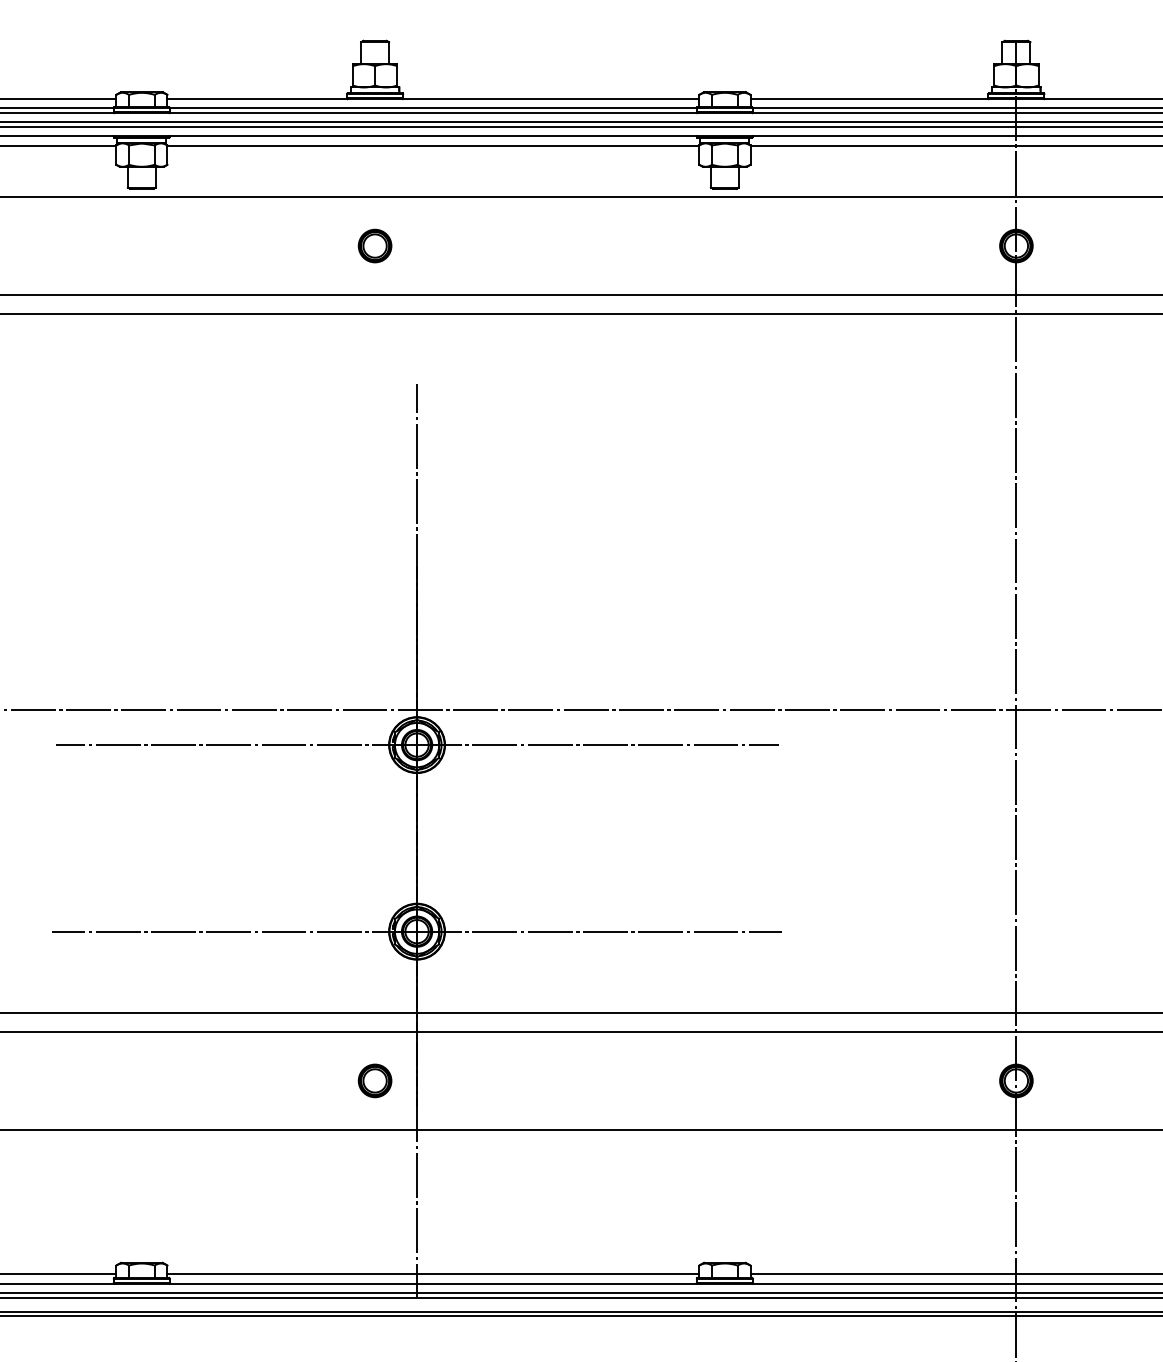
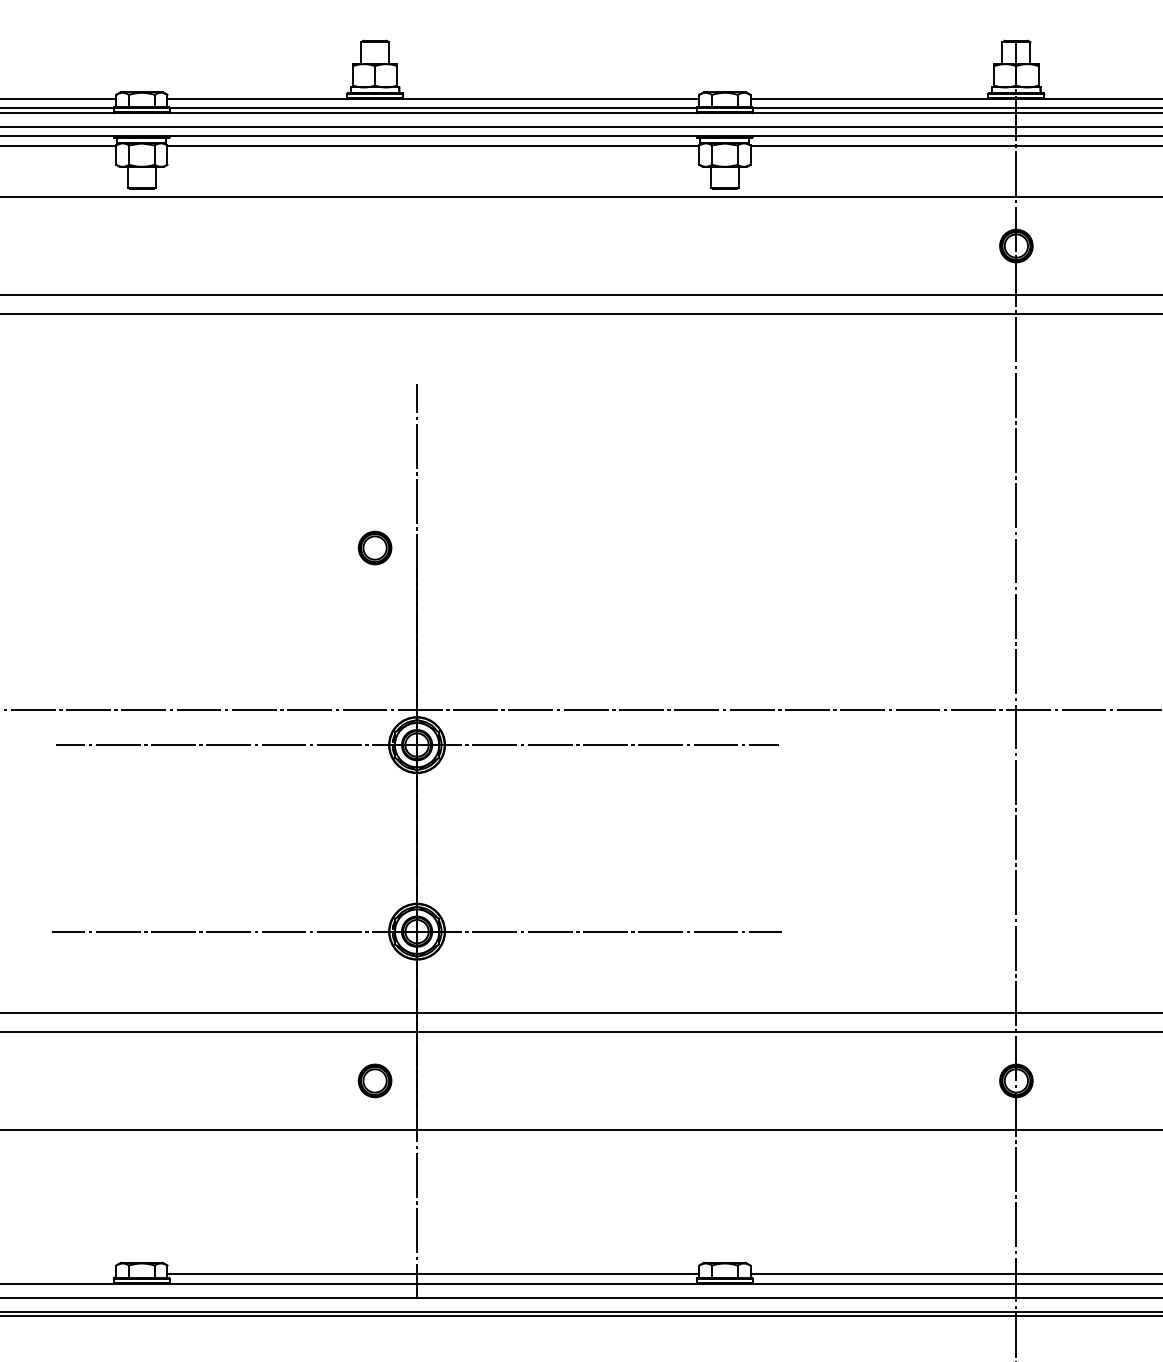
line: present -> none (580, 122)
part position: (374, 245) -> (374, 547) (374, 547)
line: present -> none (59, 1274)
line: present -> none (580, 1293)
